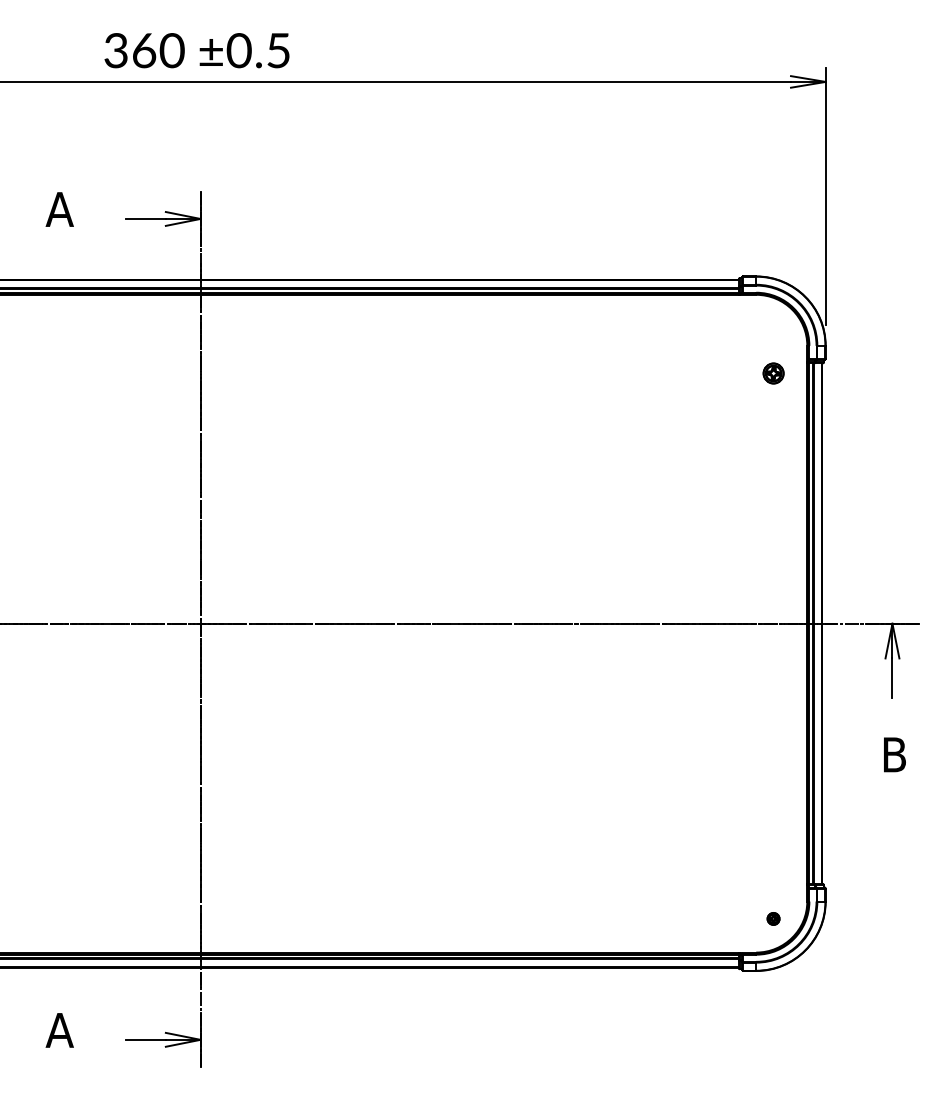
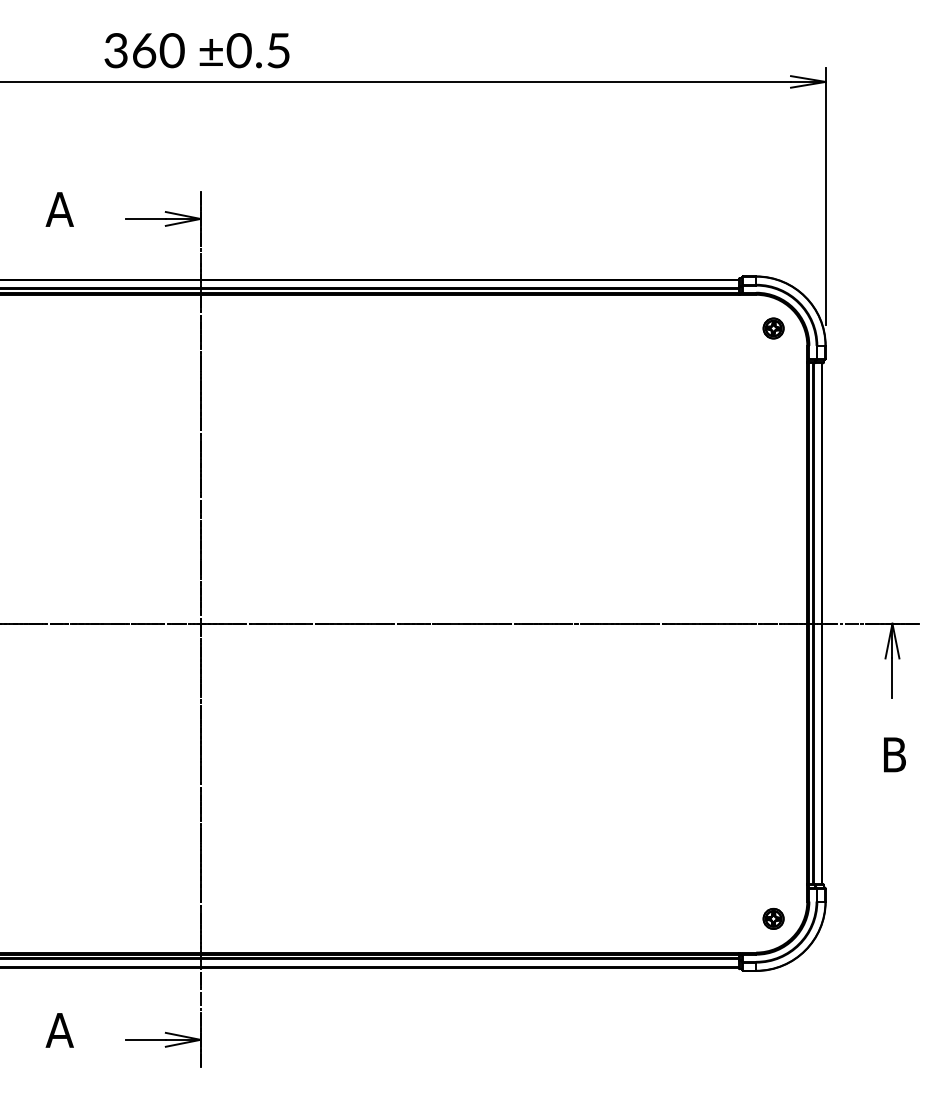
part position: (773, 373) -> (773, 328) (773, 328)
part size: 15x14 px -> 23x22 px (773, 918)
